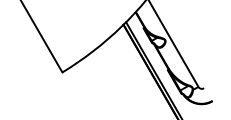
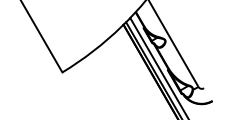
line: none -> present (158, 67)
